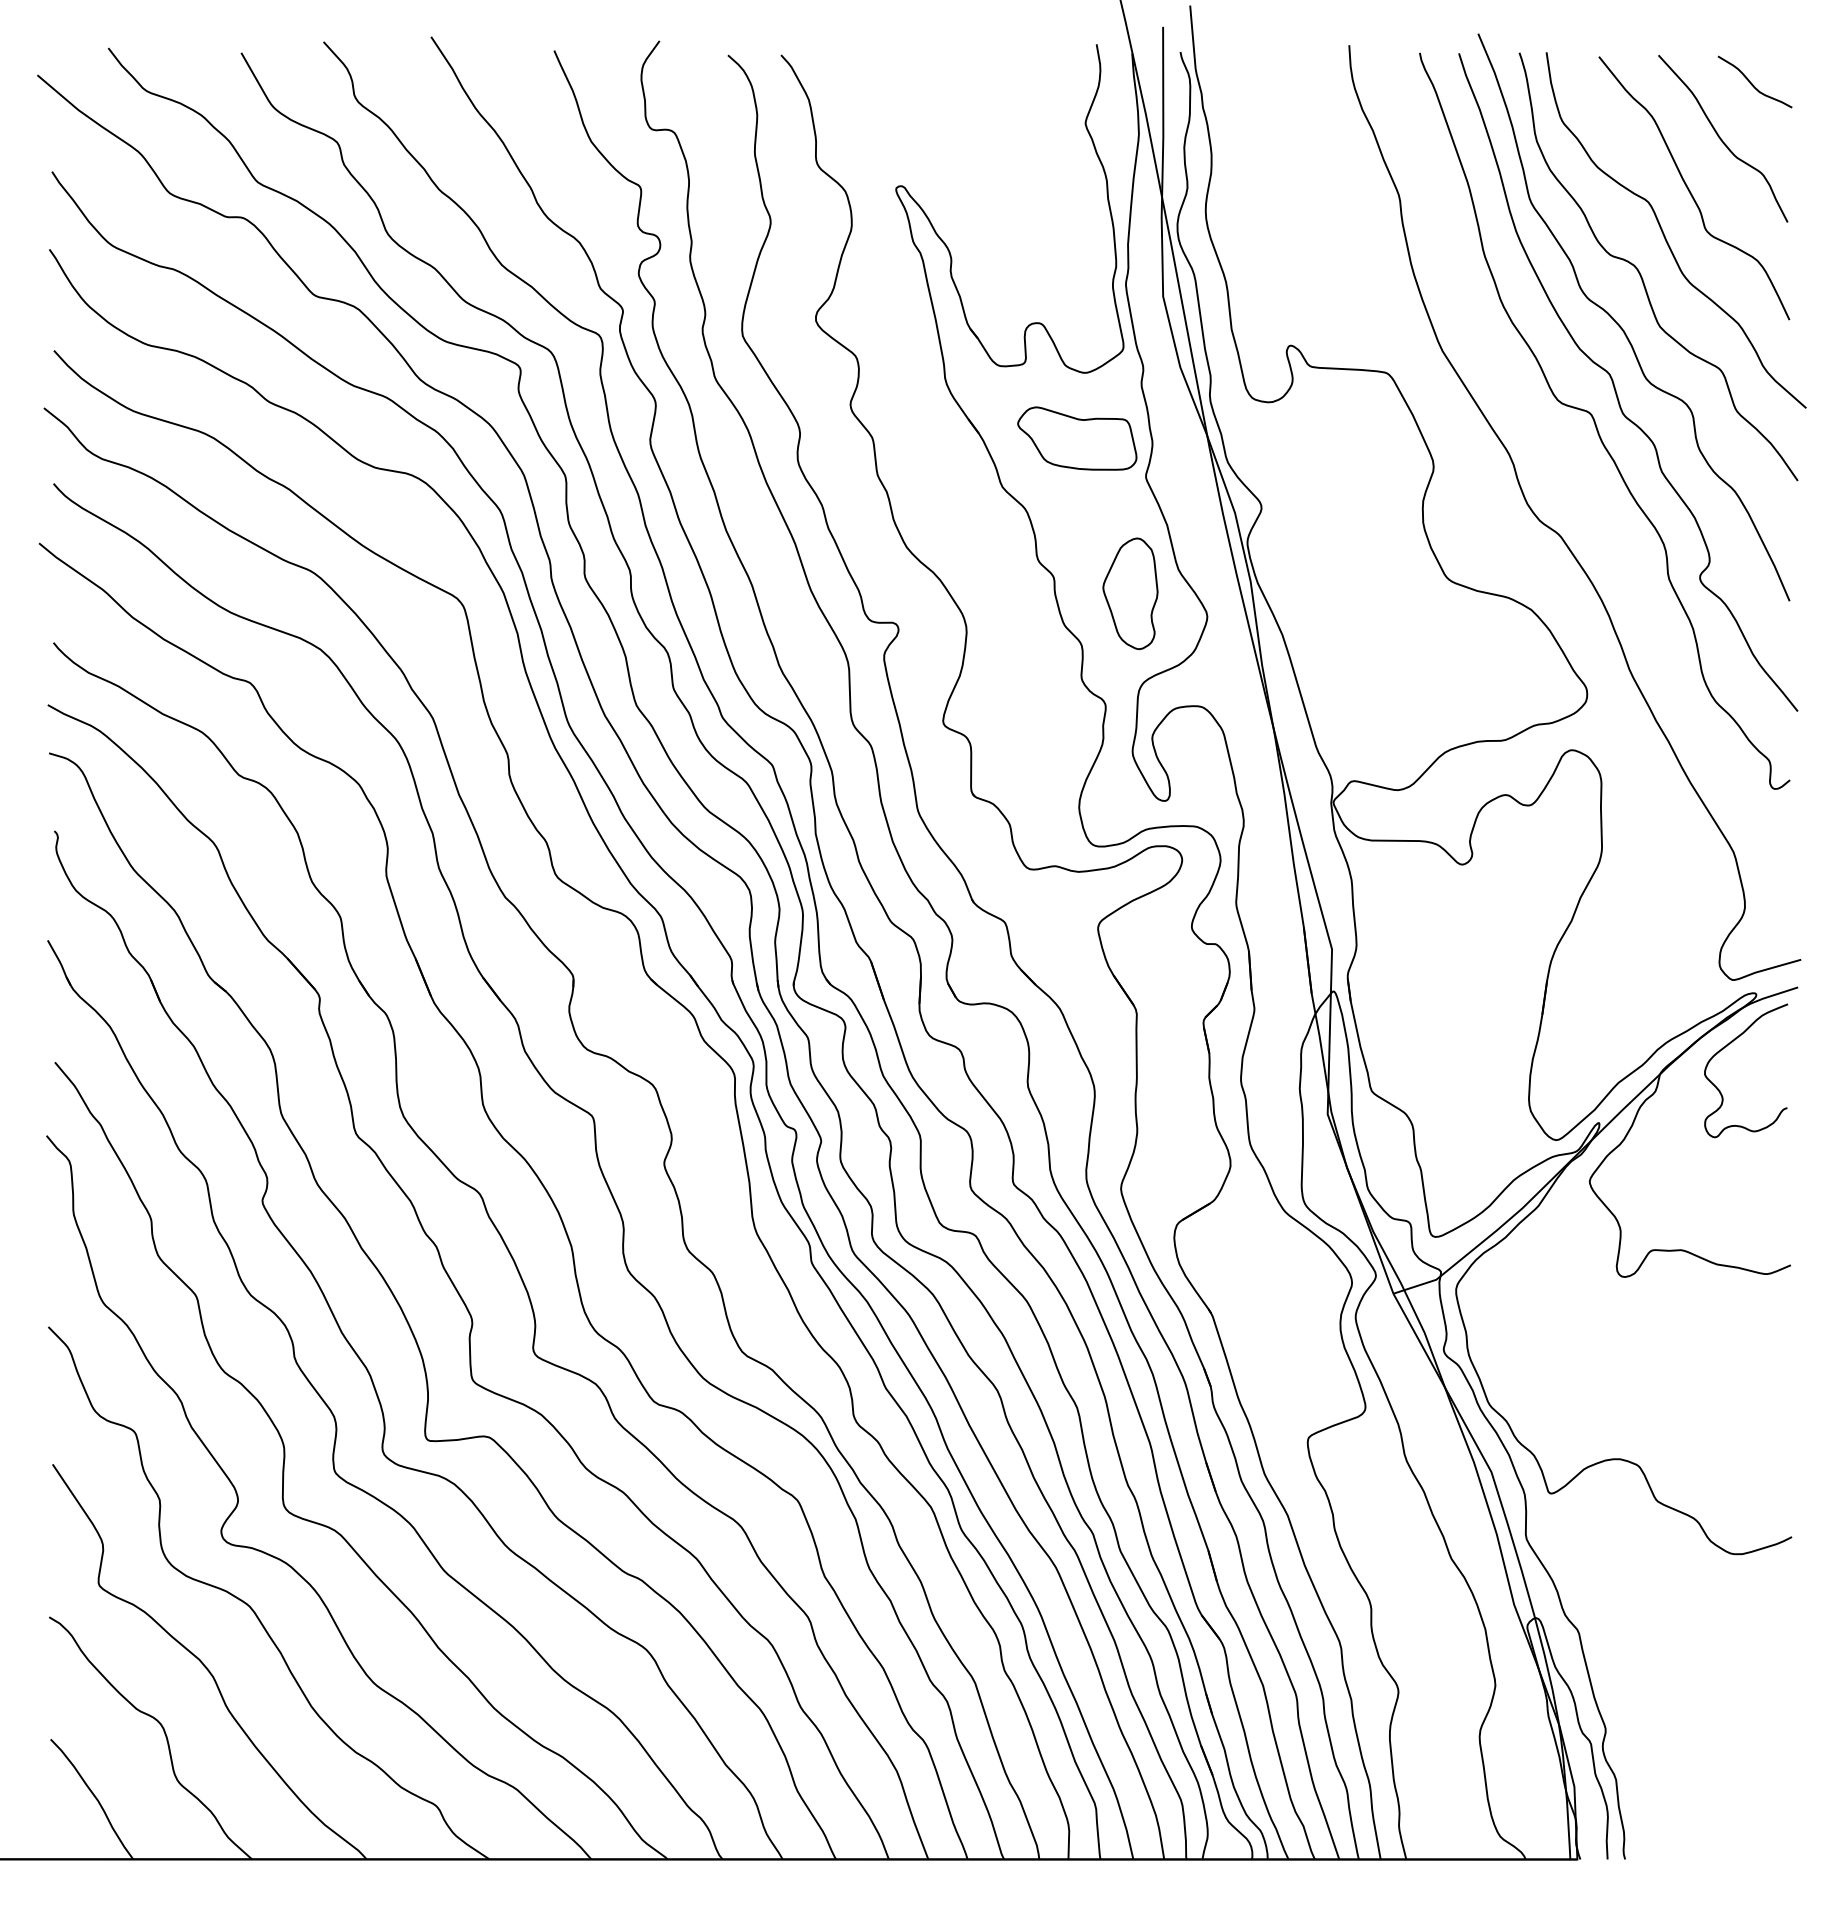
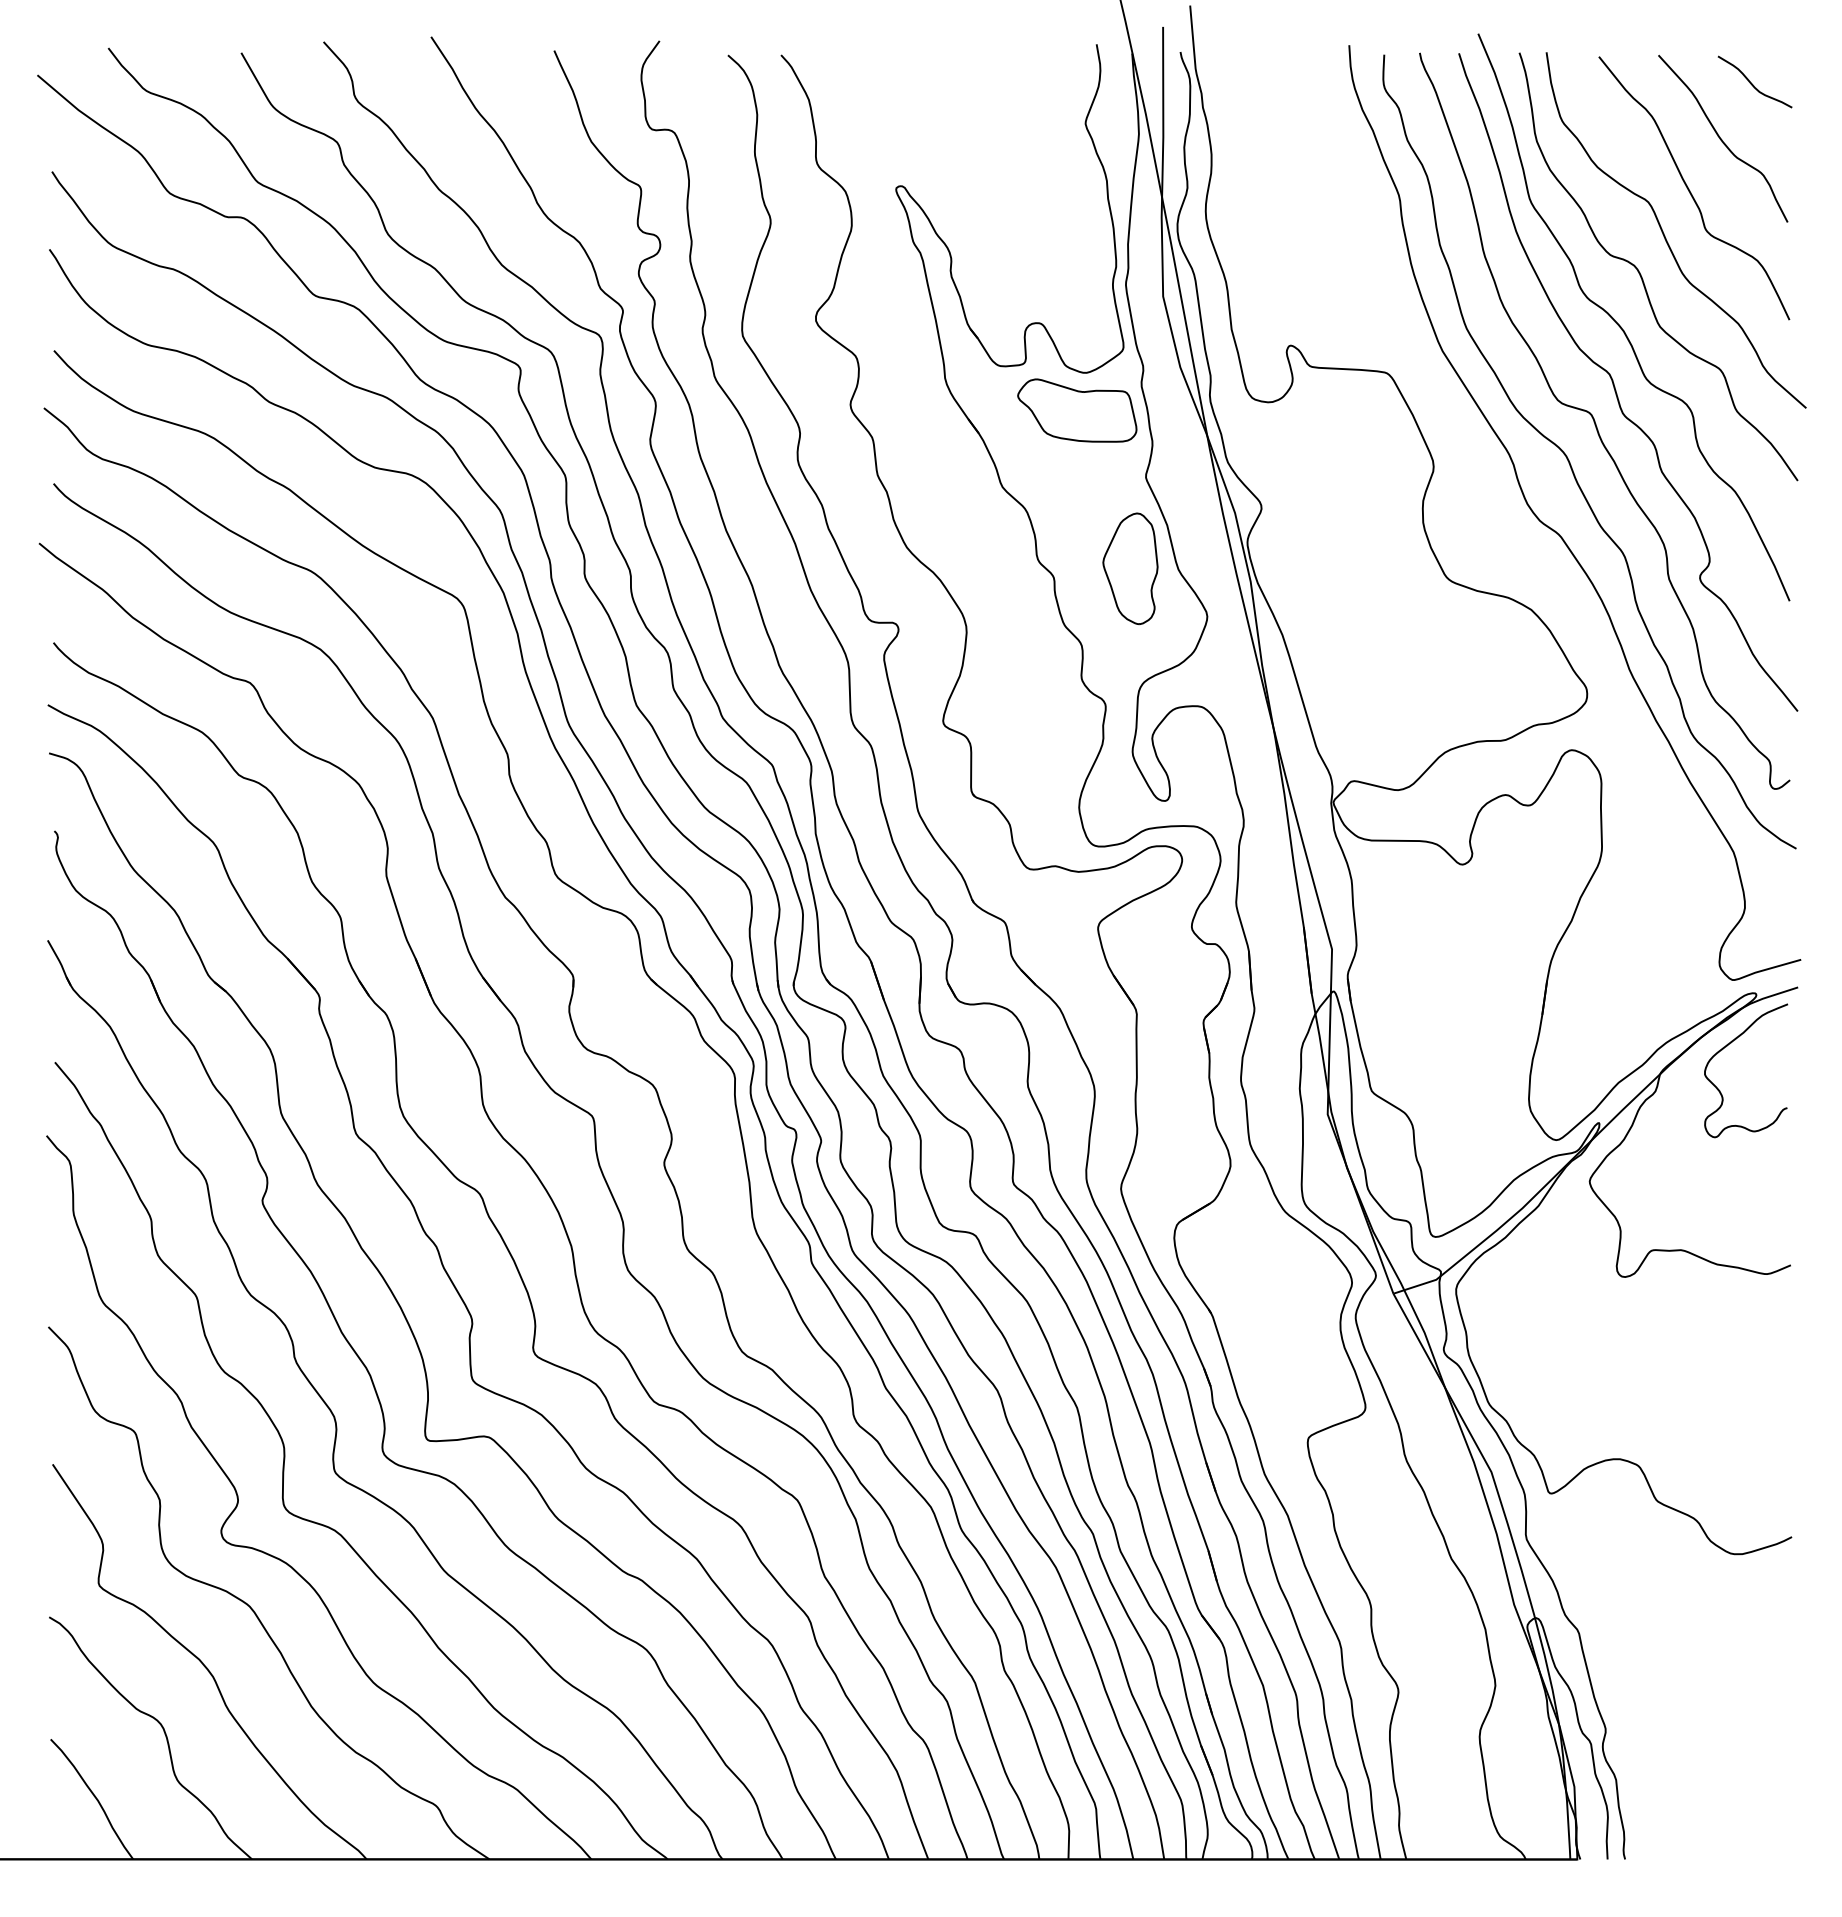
part position: (1077, 438) -> (1077, 410) (1077, 410)
curve: none -> present (1569, 460)
part position: (1130, 593) -> (1130, 568) (1130, 568)
